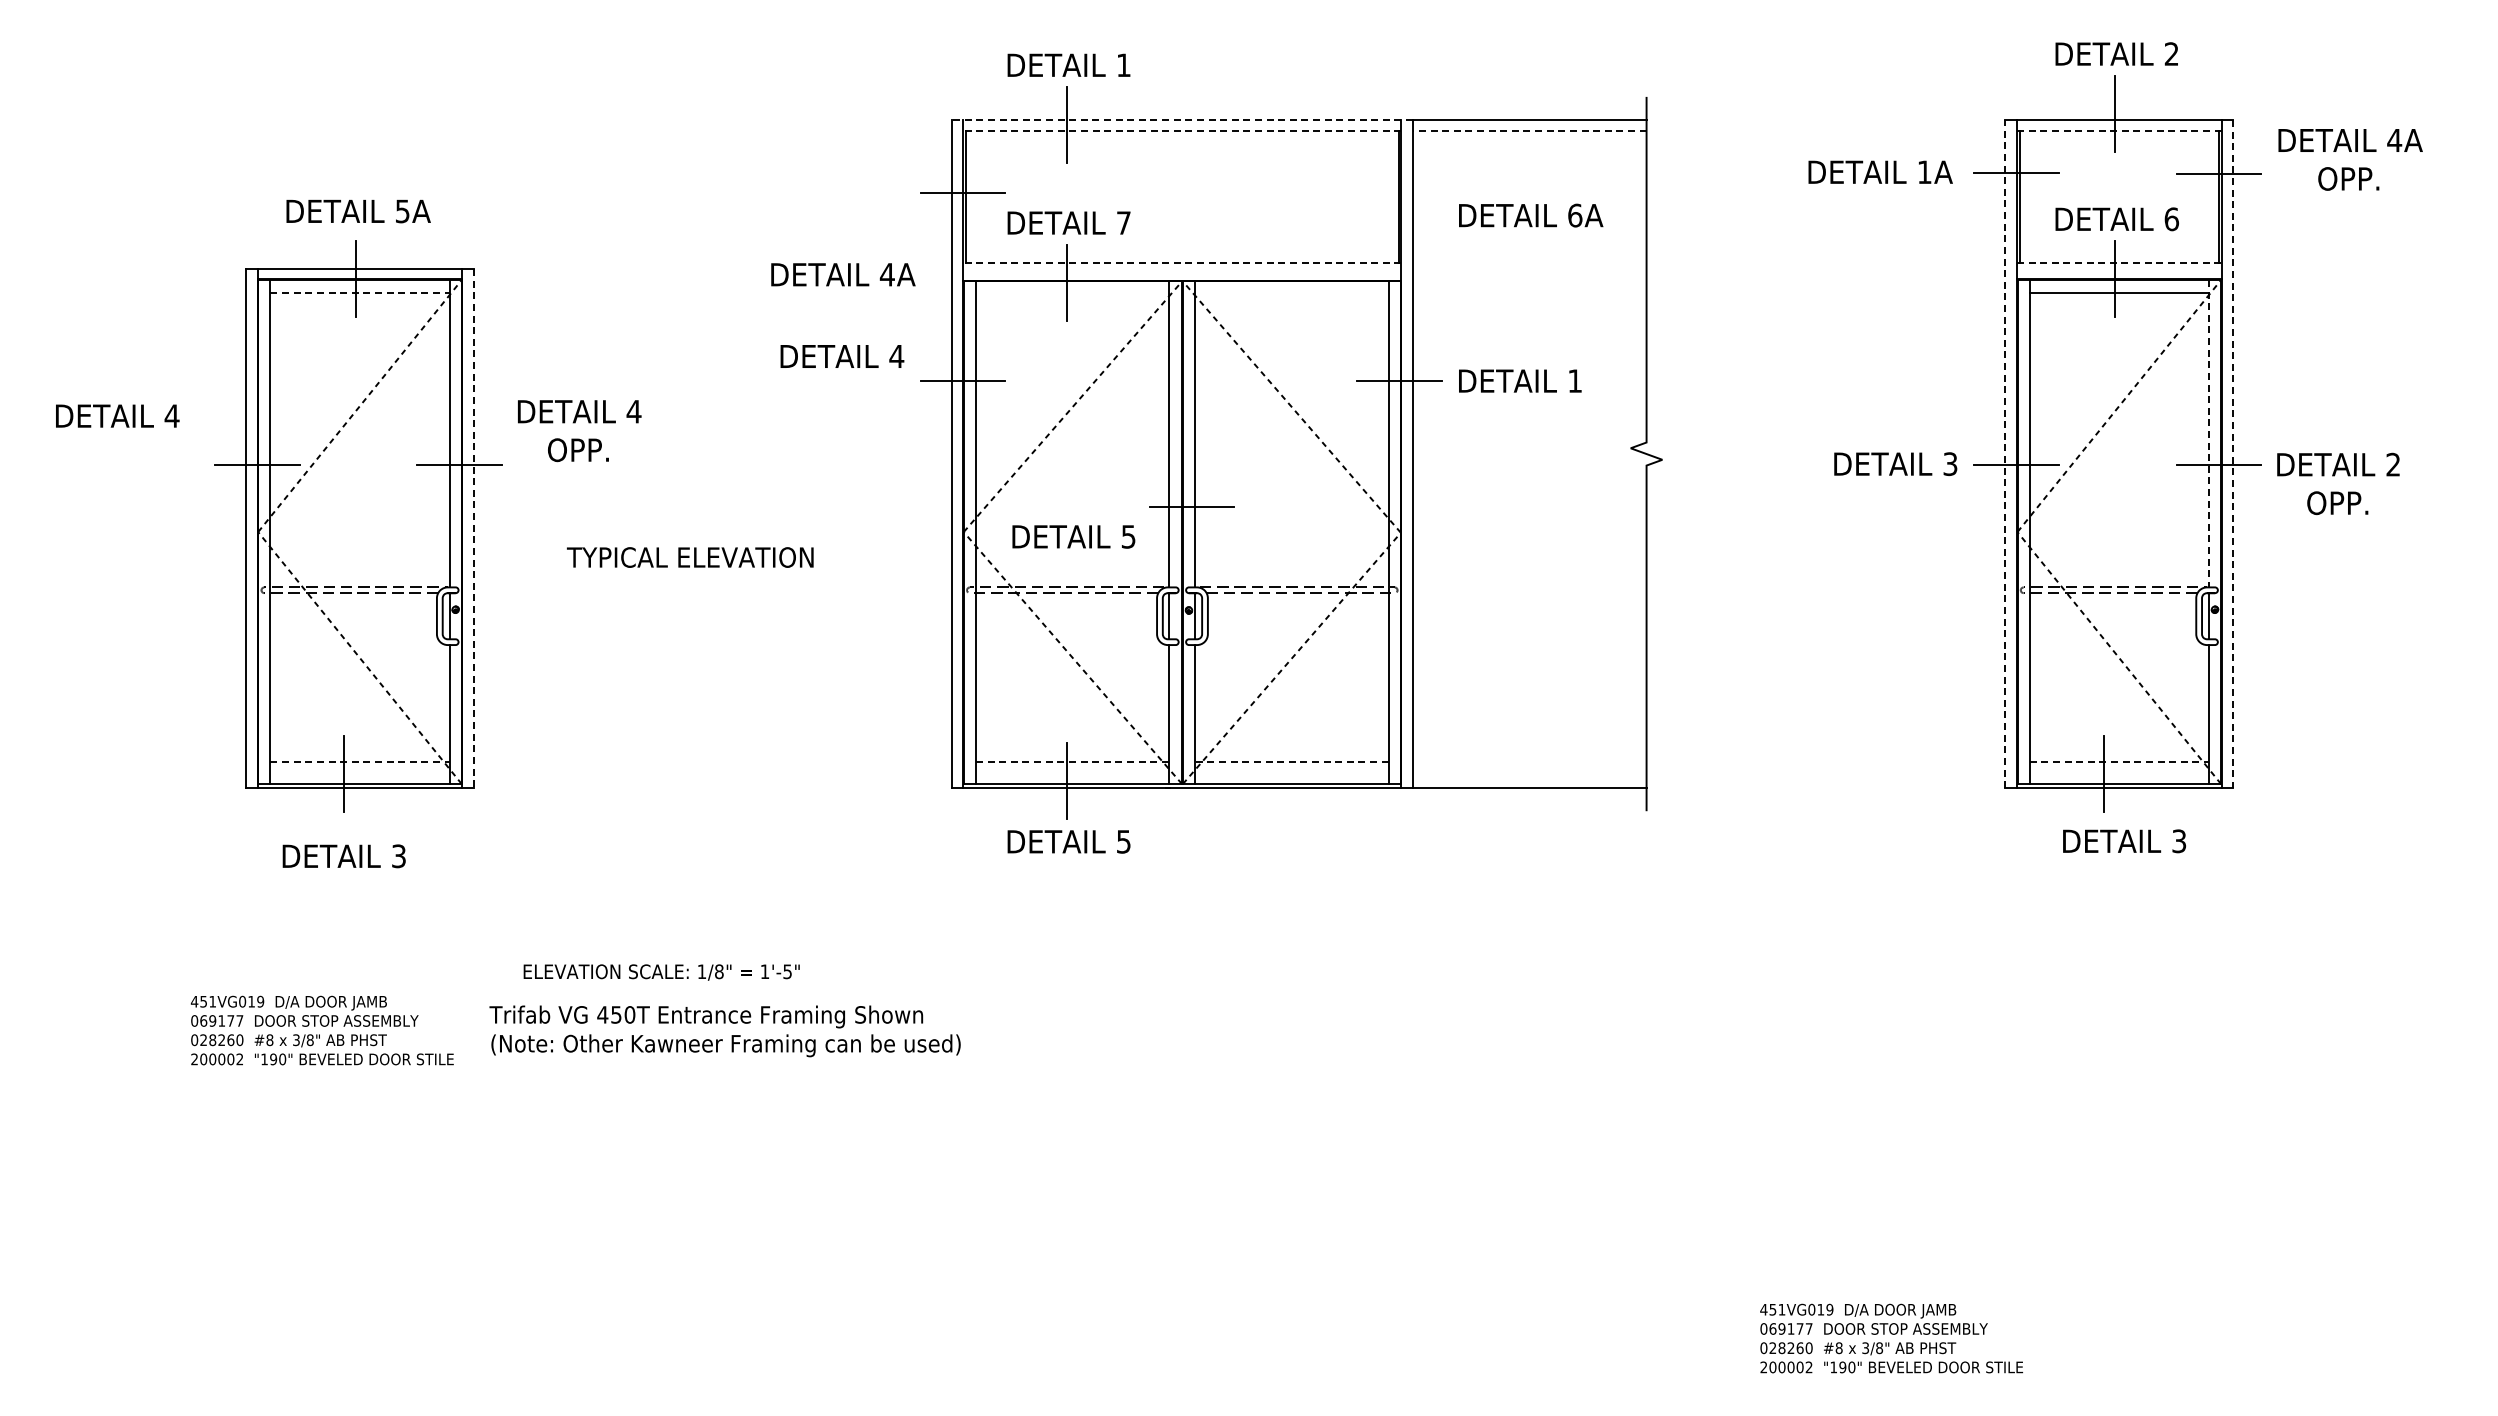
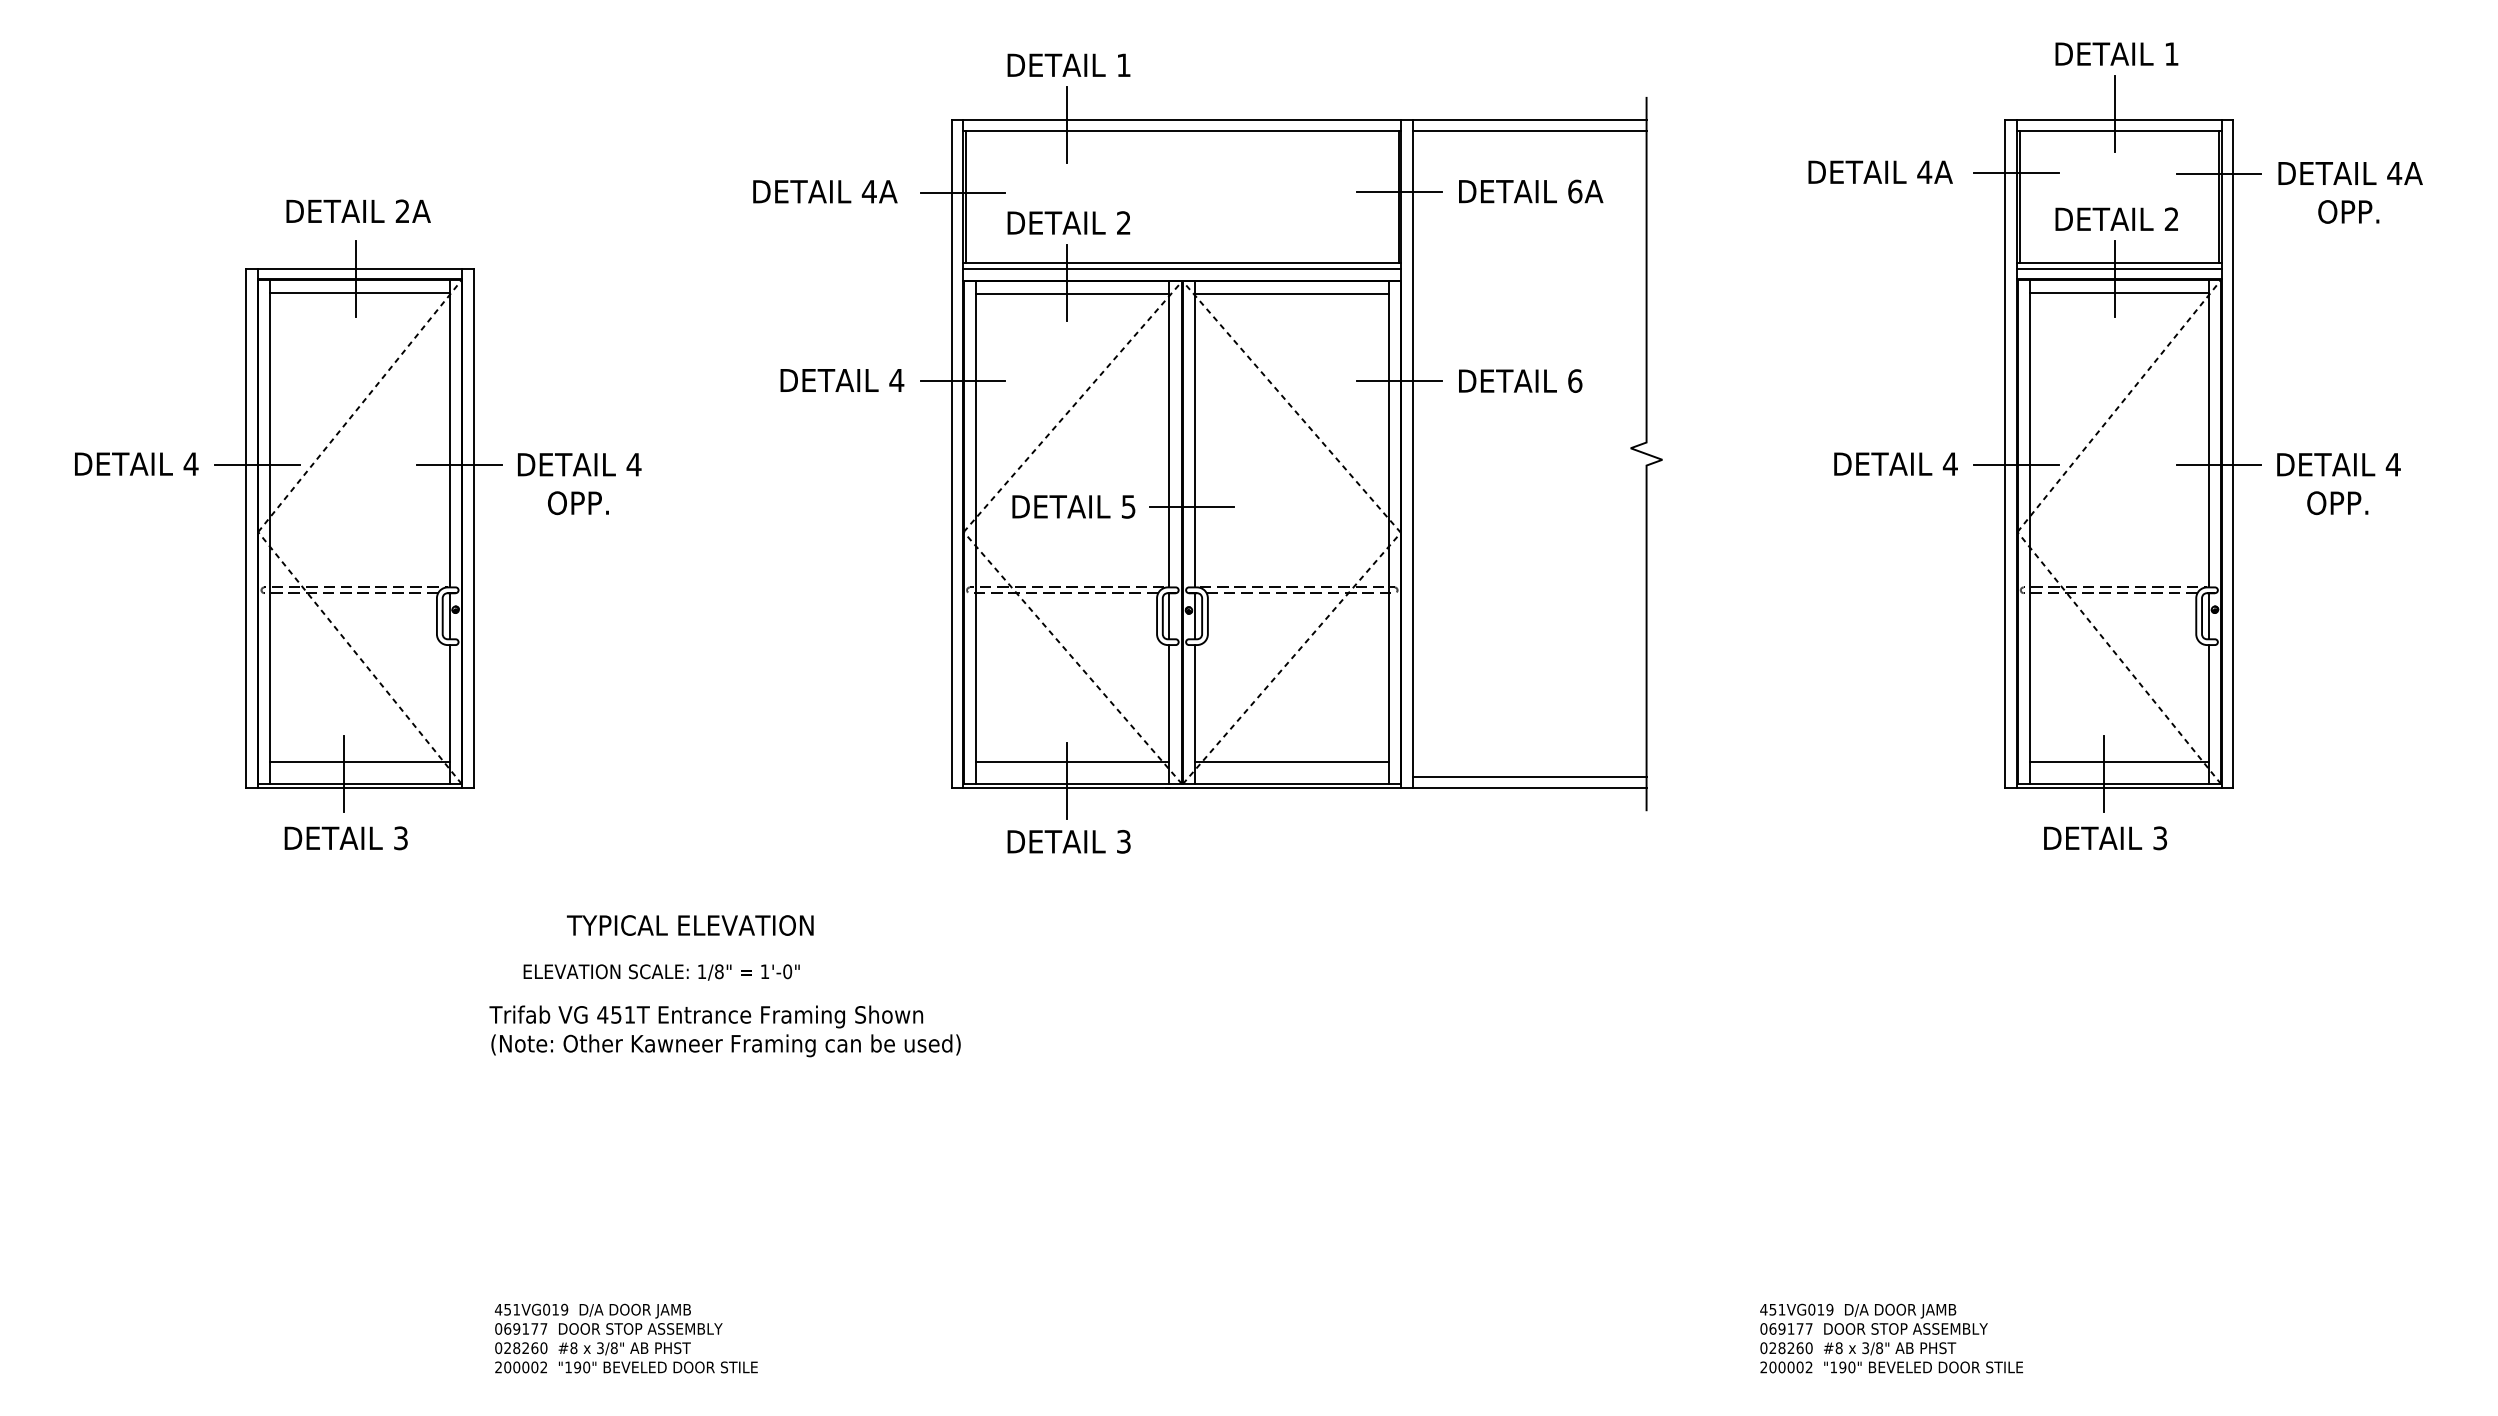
text: 2 -> 1 (2171, 53)
line: dashed -> solid (1182, 119)
line: dashed -> solid (1181, 131)
line: dashed -> solid (1529, 131)
line: dashed -> solid (2118, 131)
text position: (2350, 159) -> (2350, 192) (2350, 192)
text: 1A -> 4A (1924, 171)
line: none -> present (1399, 191)
text: 5A -> 2A (402, 211)
text position: (1531, 215) -> (1531, 191) (1531, 191)
text: 6 -> 2 (2171, 219)
text: 7 -> 2 (1123, 222)
line: dashed -> solid (1181, 262)
line: dashed -> solid (2119, 262)
line: none -> present (1182, 269)
line: none -> present (2118, 269)
text position: (843, 274) -> (825, 191) (825, 191)
line: dashed -> solid (360, 292)
line: none -> present (1072, 294)
line: none -> present (1291, 294)
text position: (842, 356) -> (842, 380) (842, 380)
text: 1 -> 6 (1575, 380)
text position: (117, 415) -> (136, 463) (136, 463)
text position: (579, 431) -> (579, 484) (579, 484)
line: dashed -> solid (2208, 433)
line: dashed -> solid (2005, 453)
line: dashed -> solid (2233, 454)
text: 3 -> 4 (1949, 464)
text: 2 -> 4 (2392, 464)
line: dashed -> solid (473, 529)
text position: (1073, 536) -> (1073, 506) (1073, 506)
text position: (690, 557) -> (690, 925) (690, 925)
line: dashed -> solid (360, 761)
line: dashed -> solid (1072, 761)
line: dashed -> solid (1291, 761)
line: dashed -> solid (2119, 761)
line: none -> present (1529, 776)
text: 5 -> 3 (1123, 840)
text position: (2124, 841) -> (2105, 838) (2105, 838)
text position: (343, 856) -> (345, 838) (345, 838)
text: 1'-5" -> 1'-0" (787, 971)
text: 450T -> 451T (629, 1014)
text position: (322, 1030) -> (626, 1338) (626, 1338)
